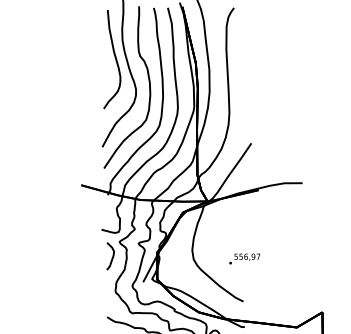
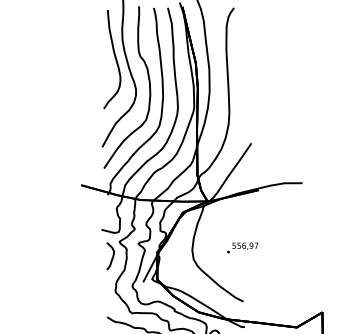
text position: (244, 258) -> (242, 247) (242, 247)
